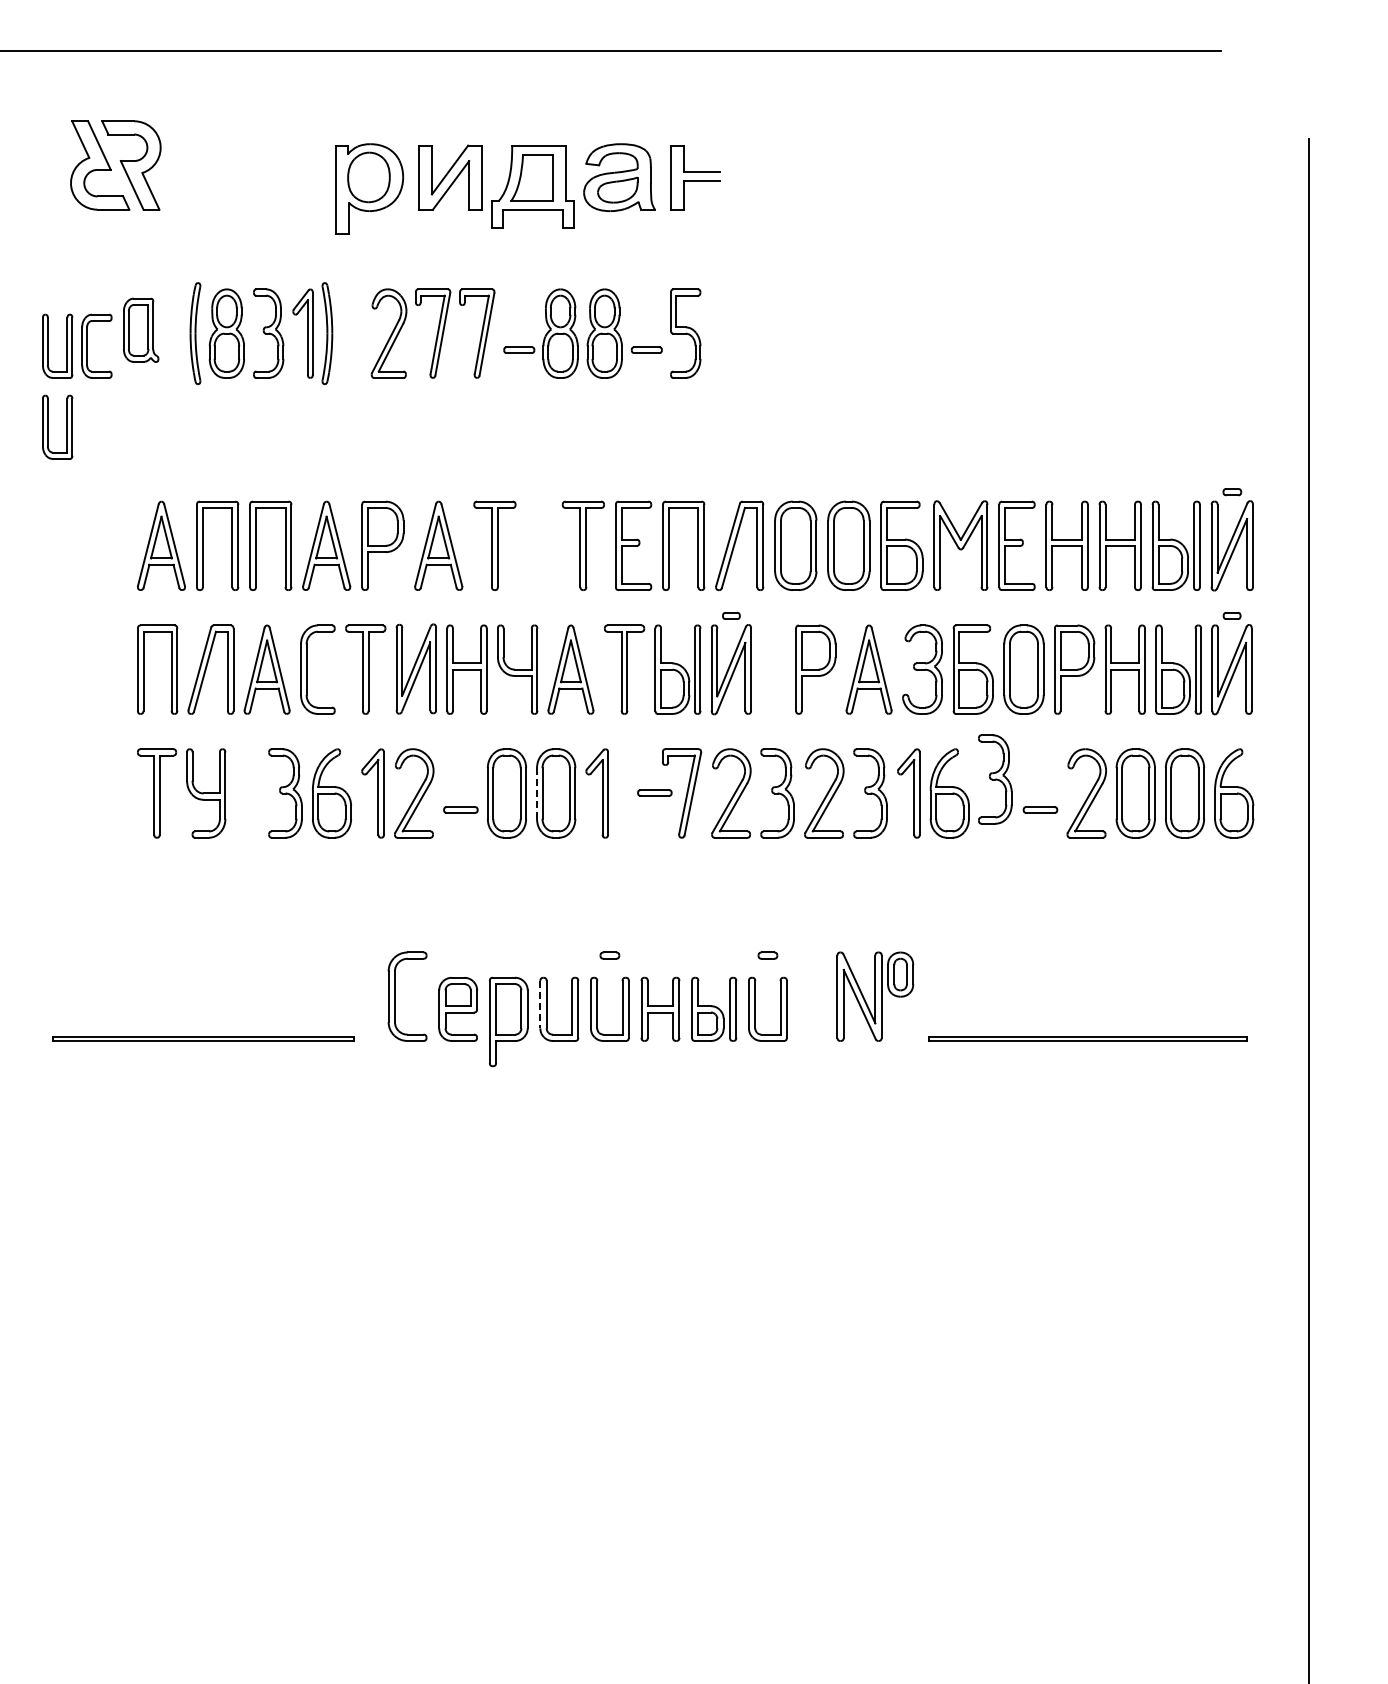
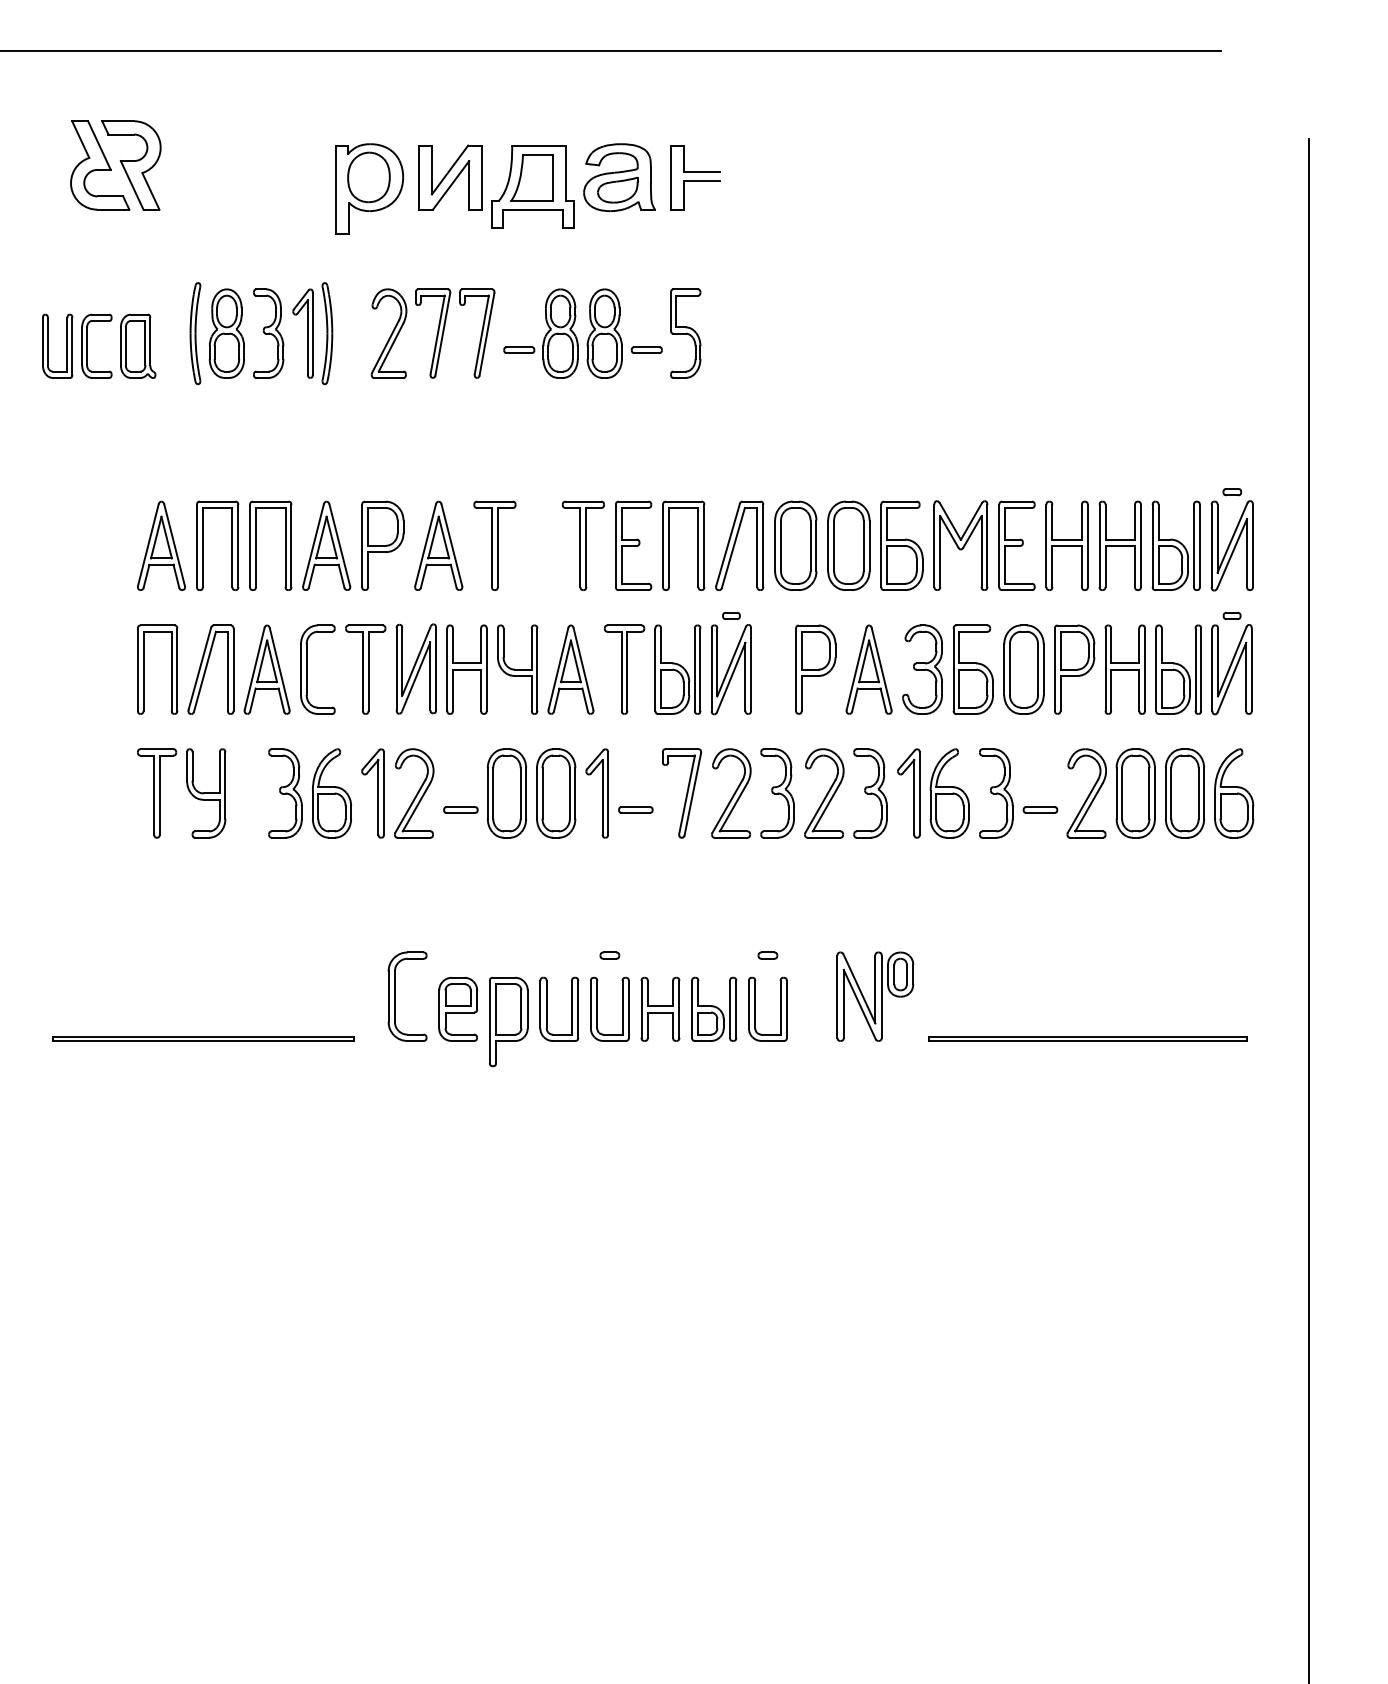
part position: (141, 329) -> (138, 345) (138, 345)
part: present -> none (48, 426)
part position: (995, 779) -> (996, 793) (996, 793)
part position: (654, 792) -> (635, 809) (635, 809)
line: dashed -> solid (537, 793)
line: dashed -> solid (540, 1004)
